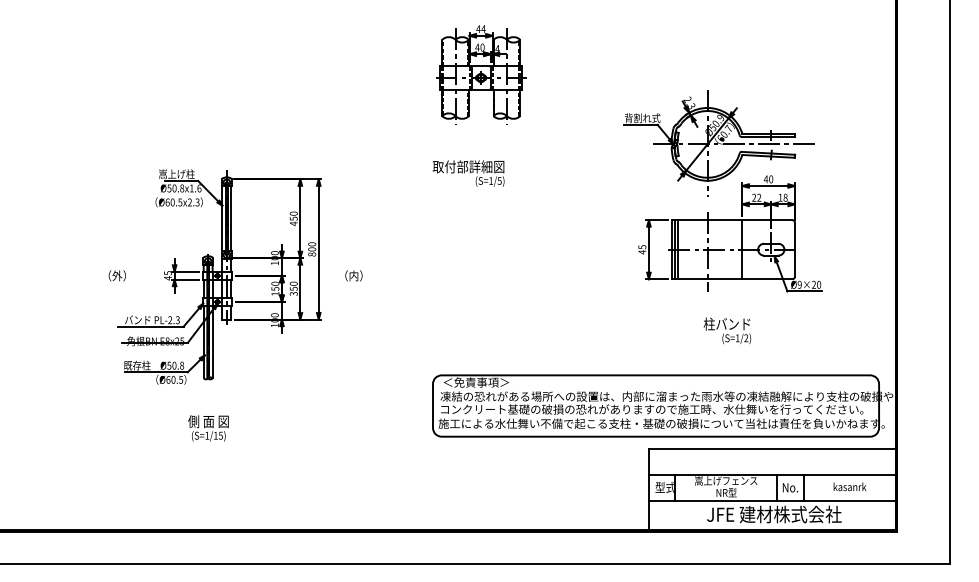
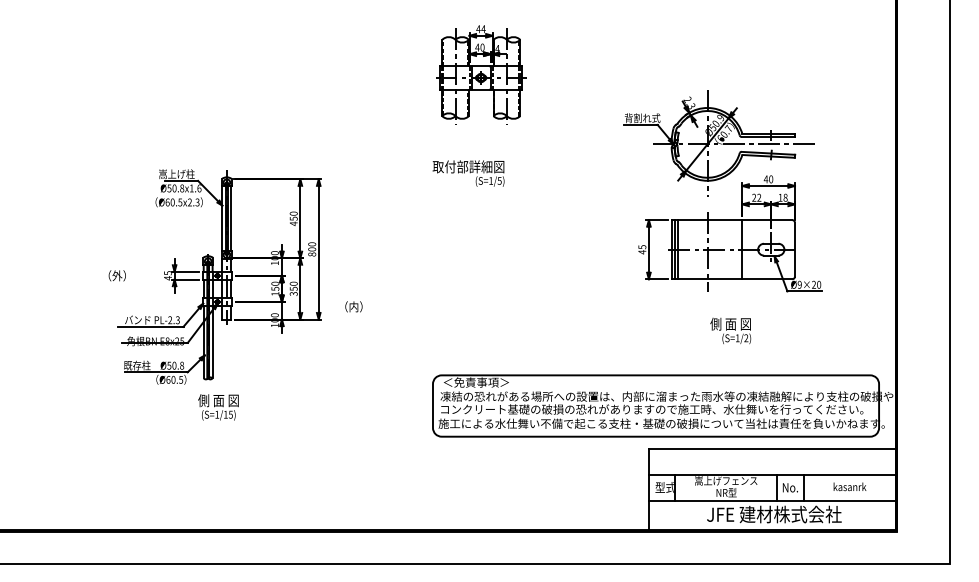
text position: (353, 275) -> (353, 306) (353, 306)
text: 柱バンド -> 側 面 図 (726, 323)
text position: (208, 428) -> (218, 407) (218, 407)
